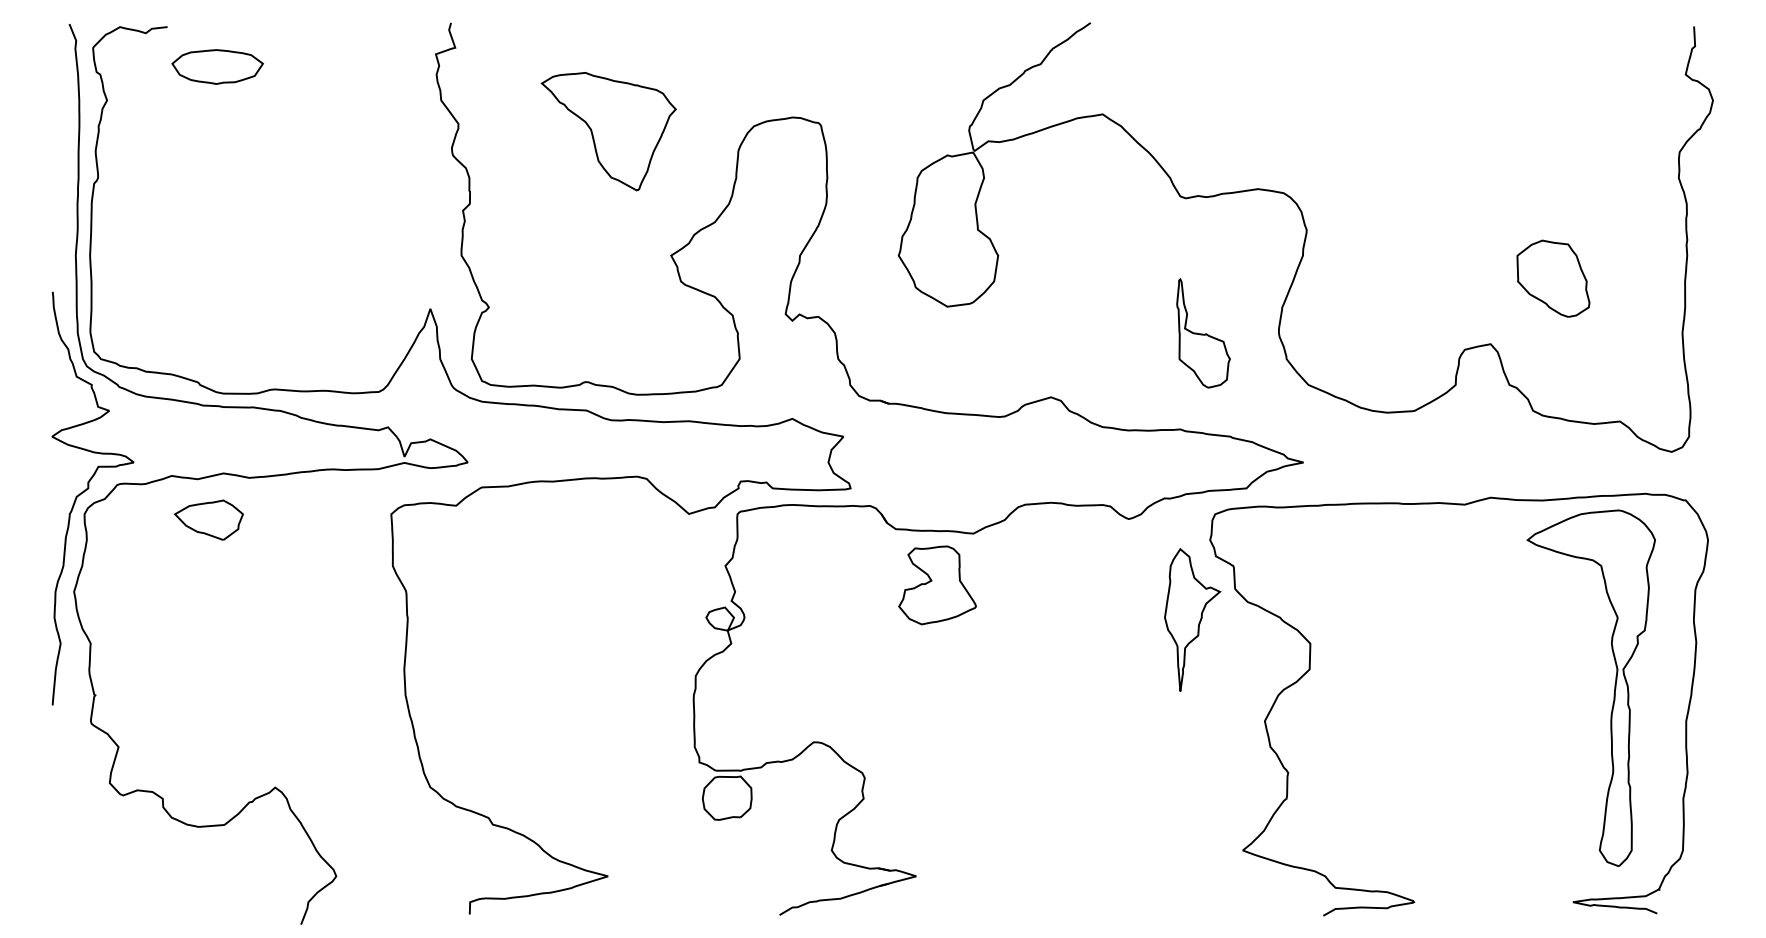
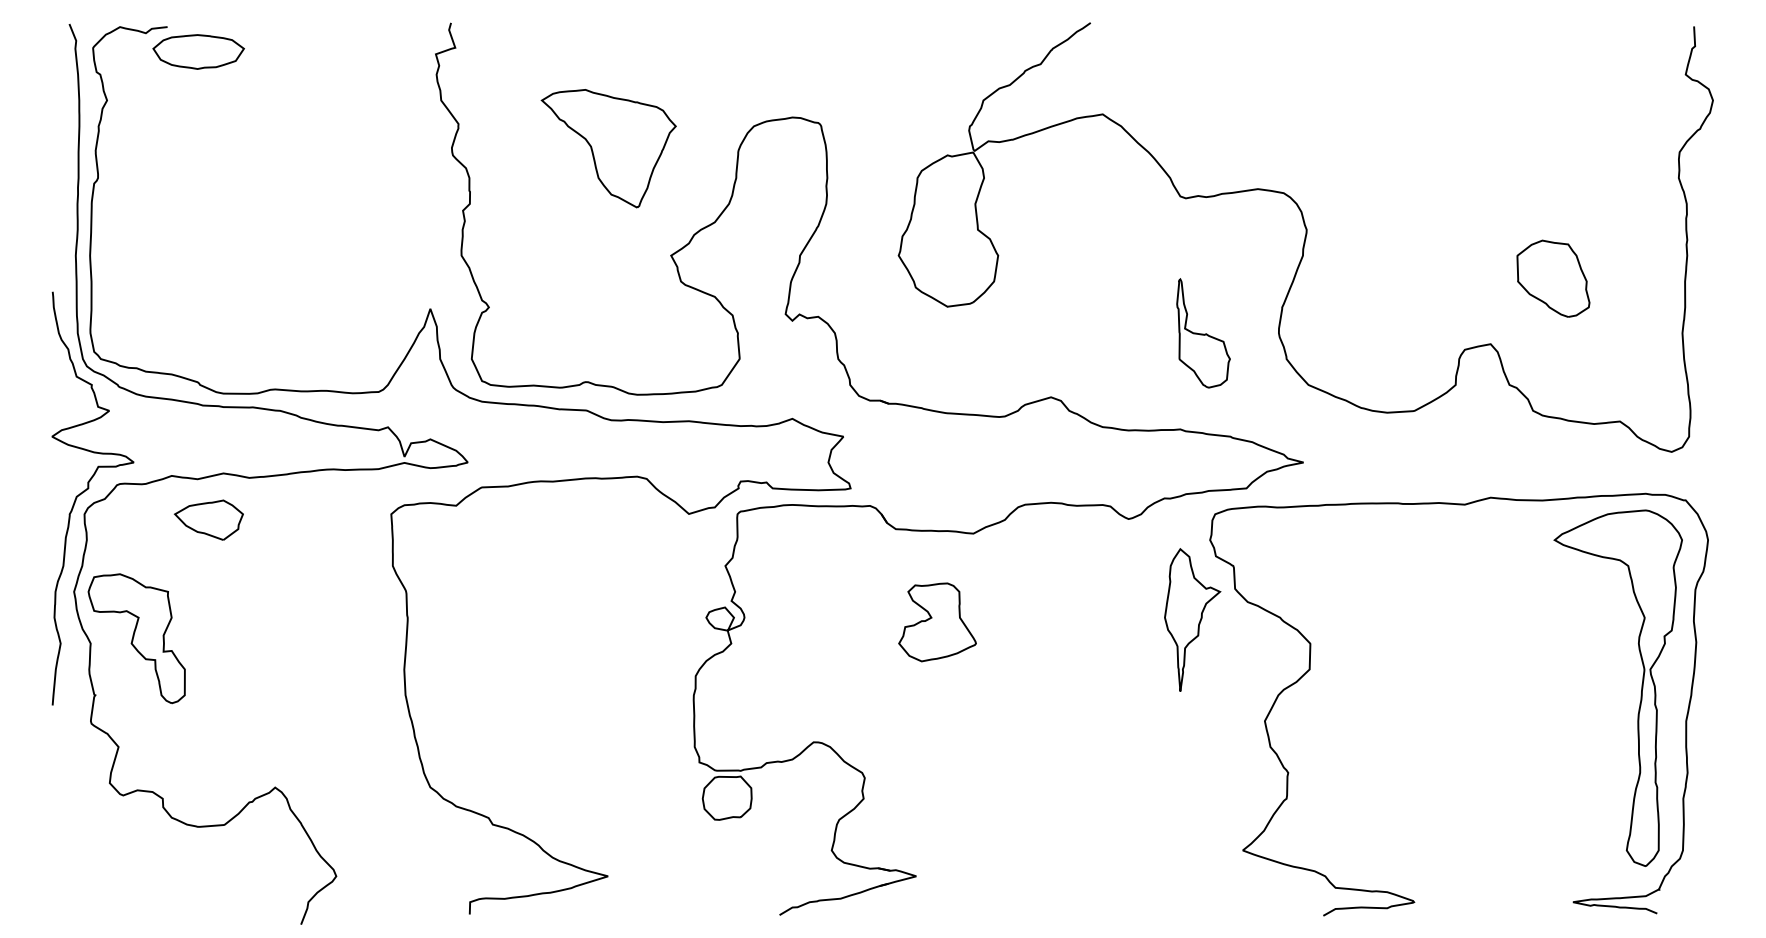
part position: (217, 66) -> (198, 51) (198, 51)
part position: (608, 131) -> (608, 148) (608, 148)
part position: (937, 585) -> (937, 622) (937, 622)
part: none -> present (136, 638)
part position: (1614, 687) -> (1641, 687) (1641, 687)
